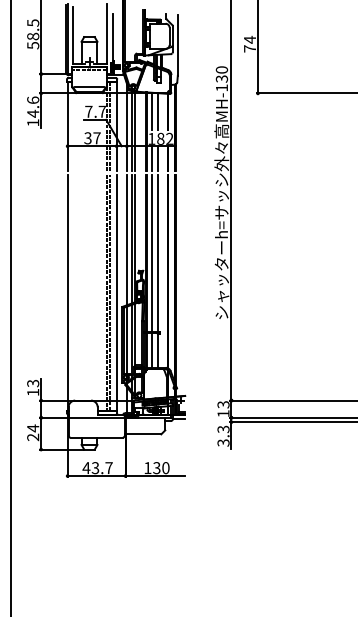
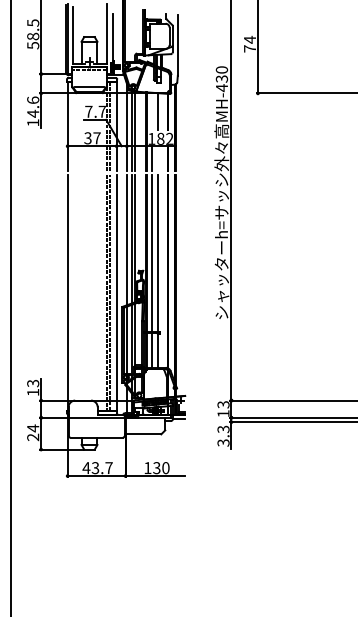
text: MH-130 -> MH-430 (221, 88)
line: present -> none (152, 111)
line: present -> none (158, 158)
